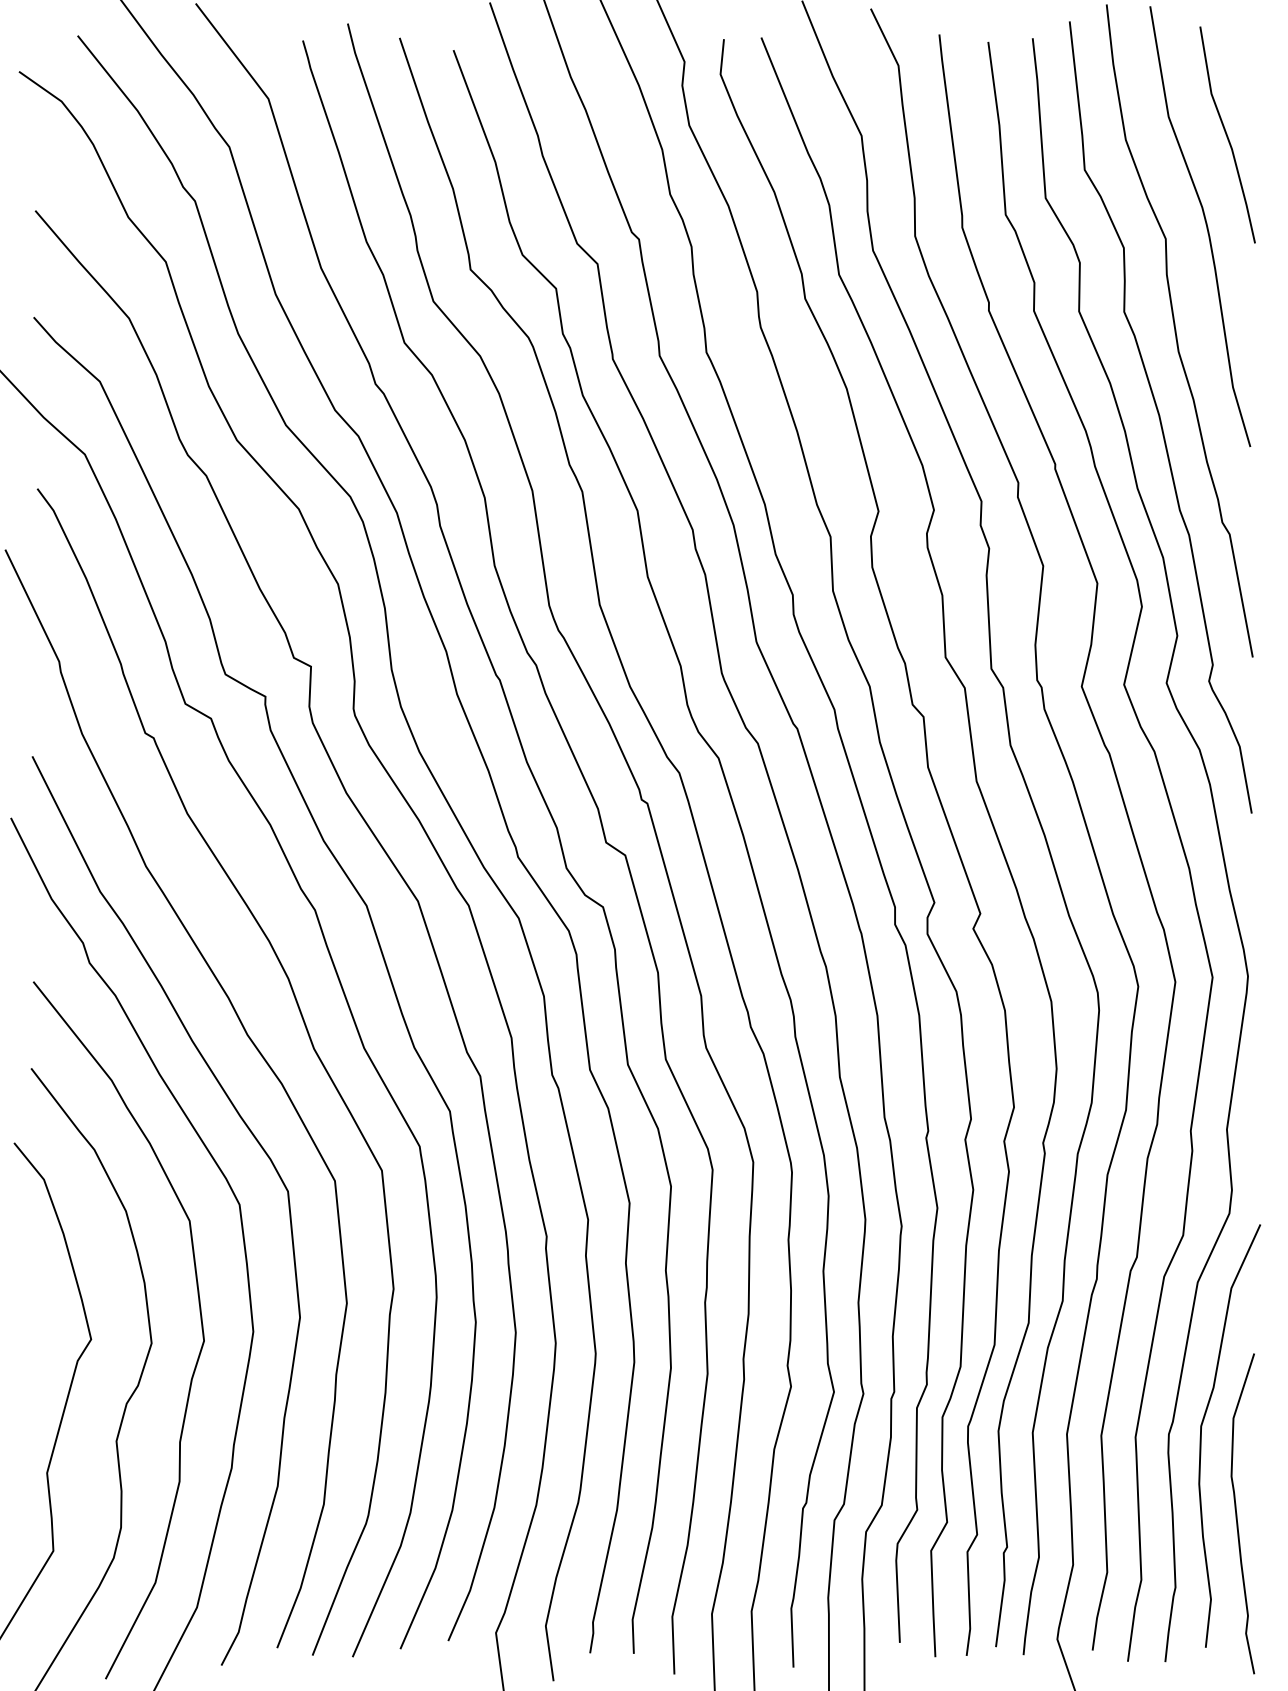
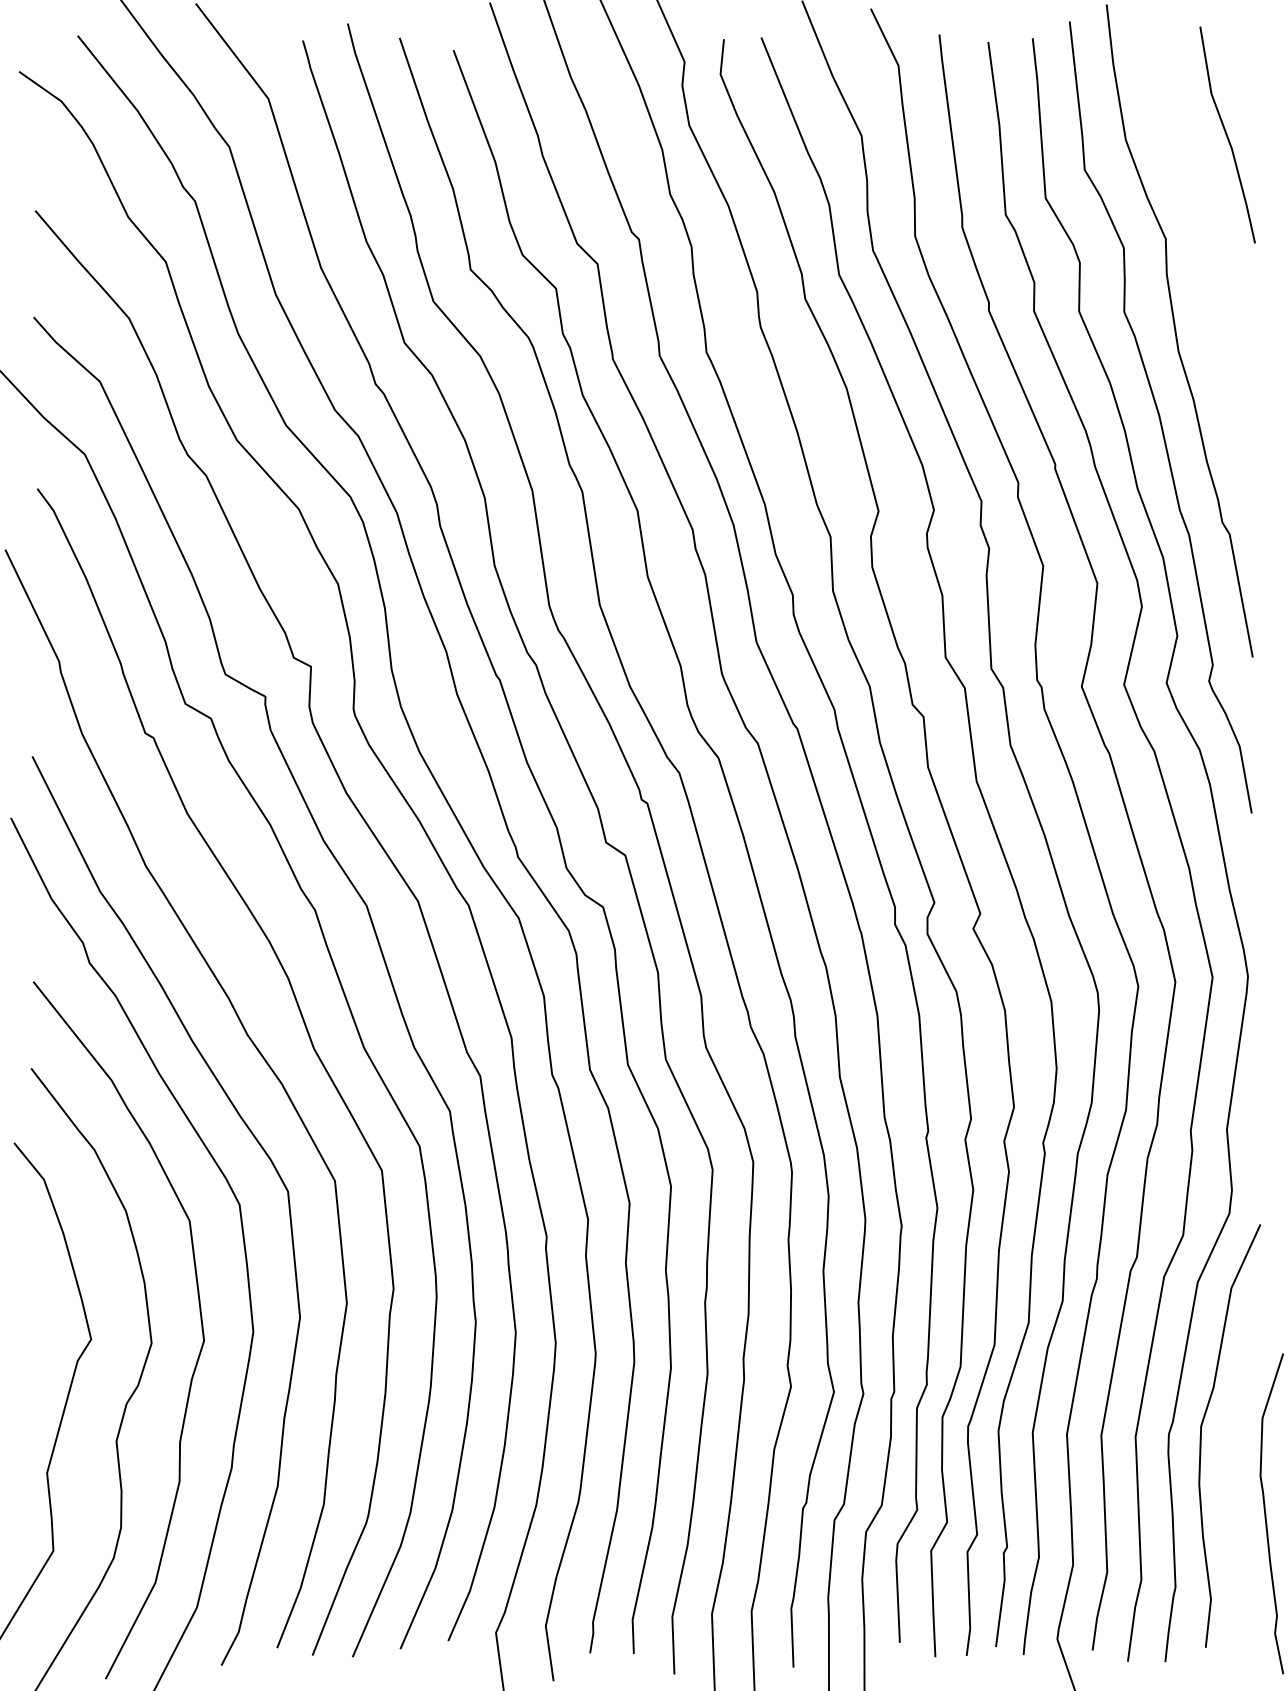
curve: present -> none (1205, 224)
curve position: (1237, 1513) -> (1266, 1513) (1266, 1513)
